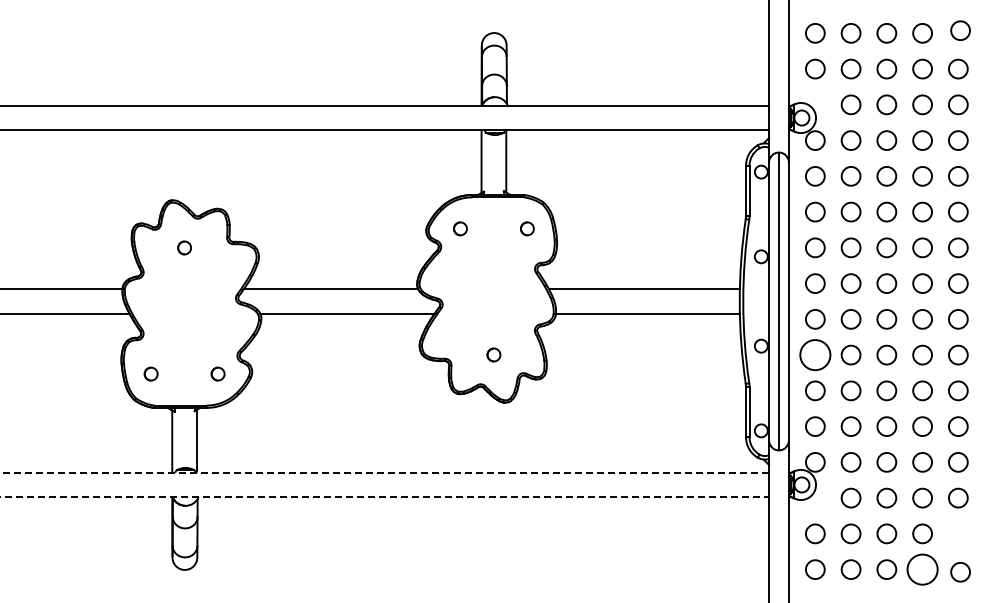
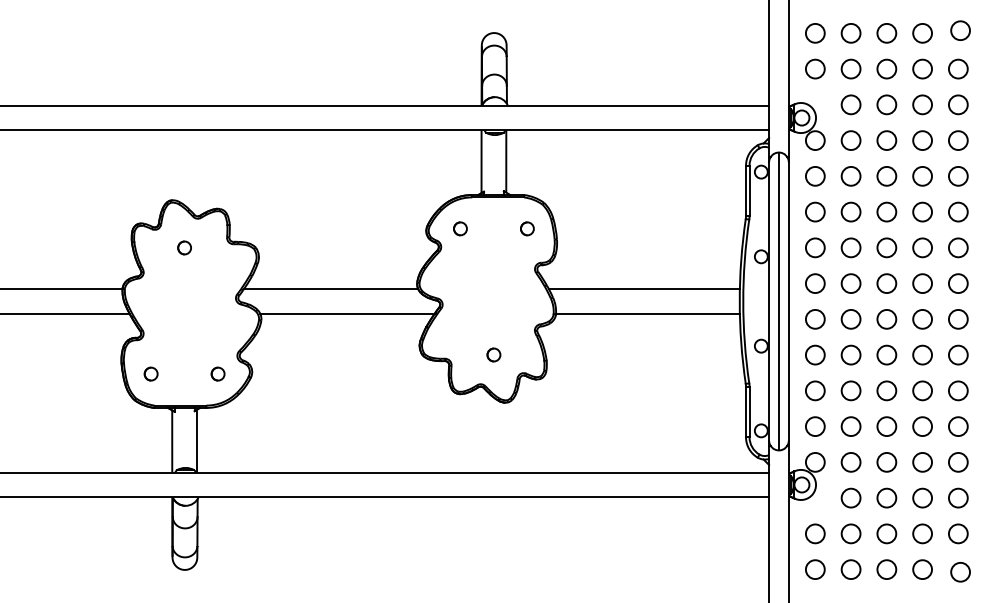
circle diameter: 30 px -> 19 px (814, 354)
line: dashed -> solid (384, 472)
line: dashed -> solid (385, 497)
circle: none -> present (958, 533)
circle diameter: 30 px -> 19 px (922, 569)
